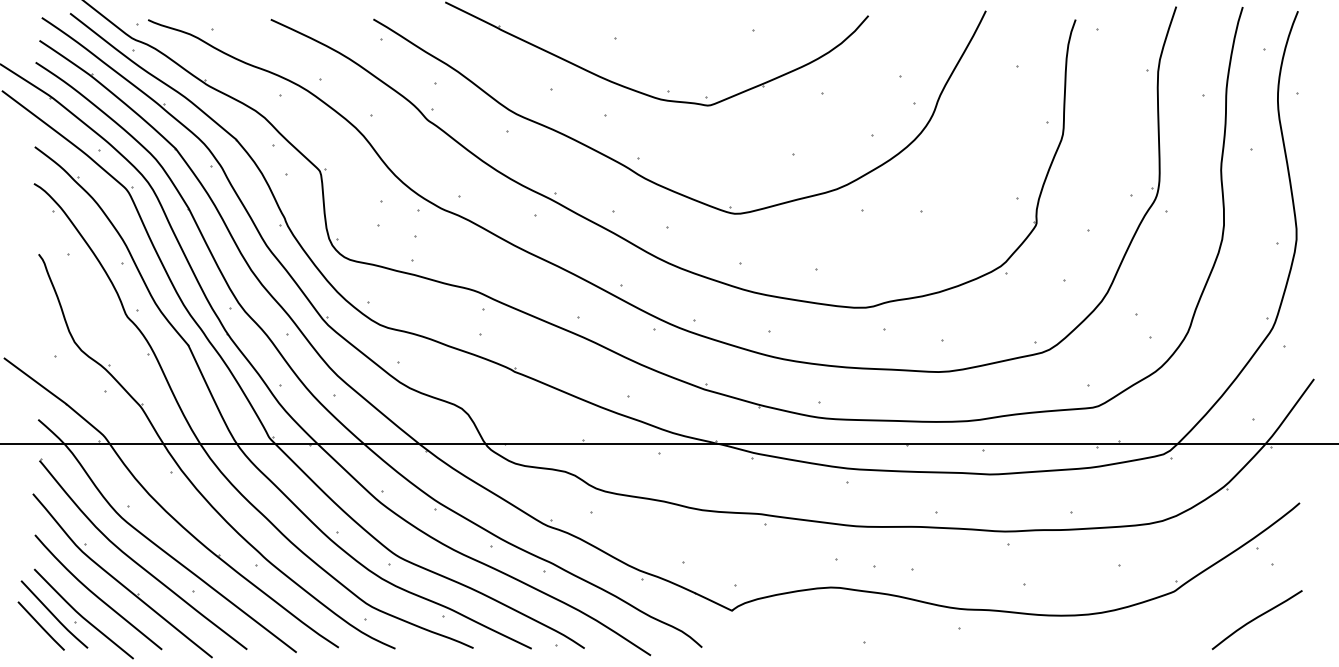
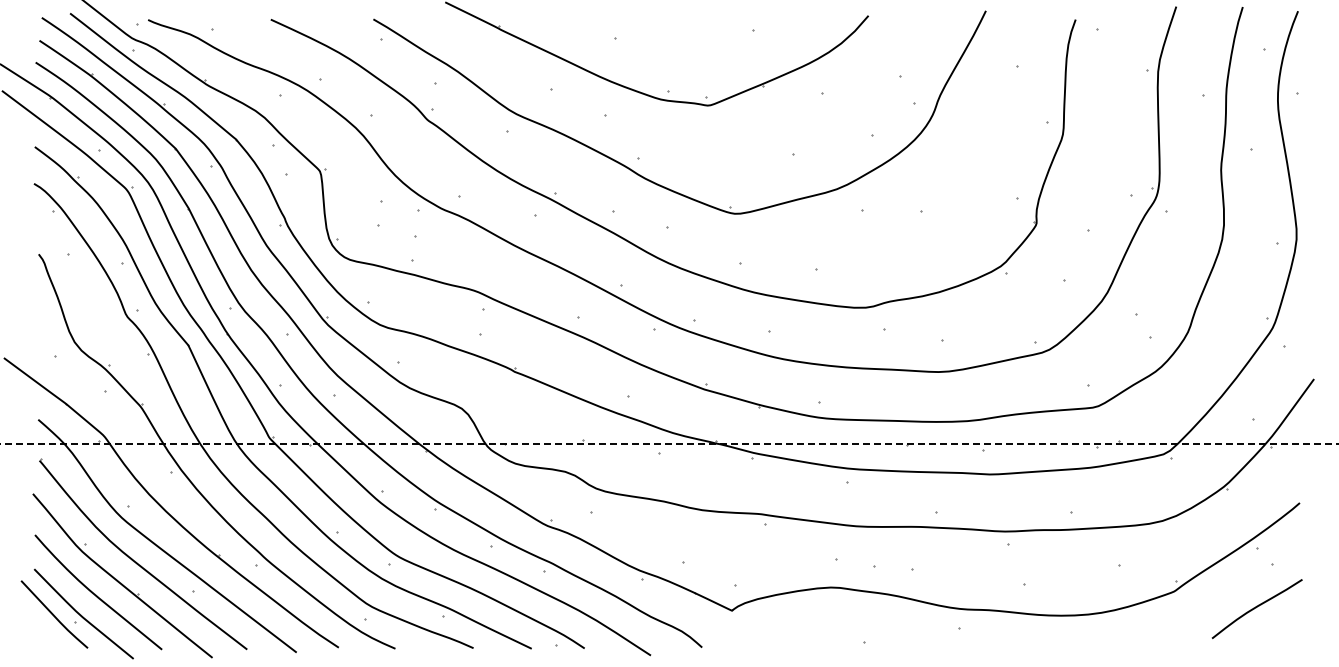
line: solid -> dashed (669, 443)
curve position: (1256, 619) -> (1256, 608) (1256, 608)
line: present -> none (40, 625)
